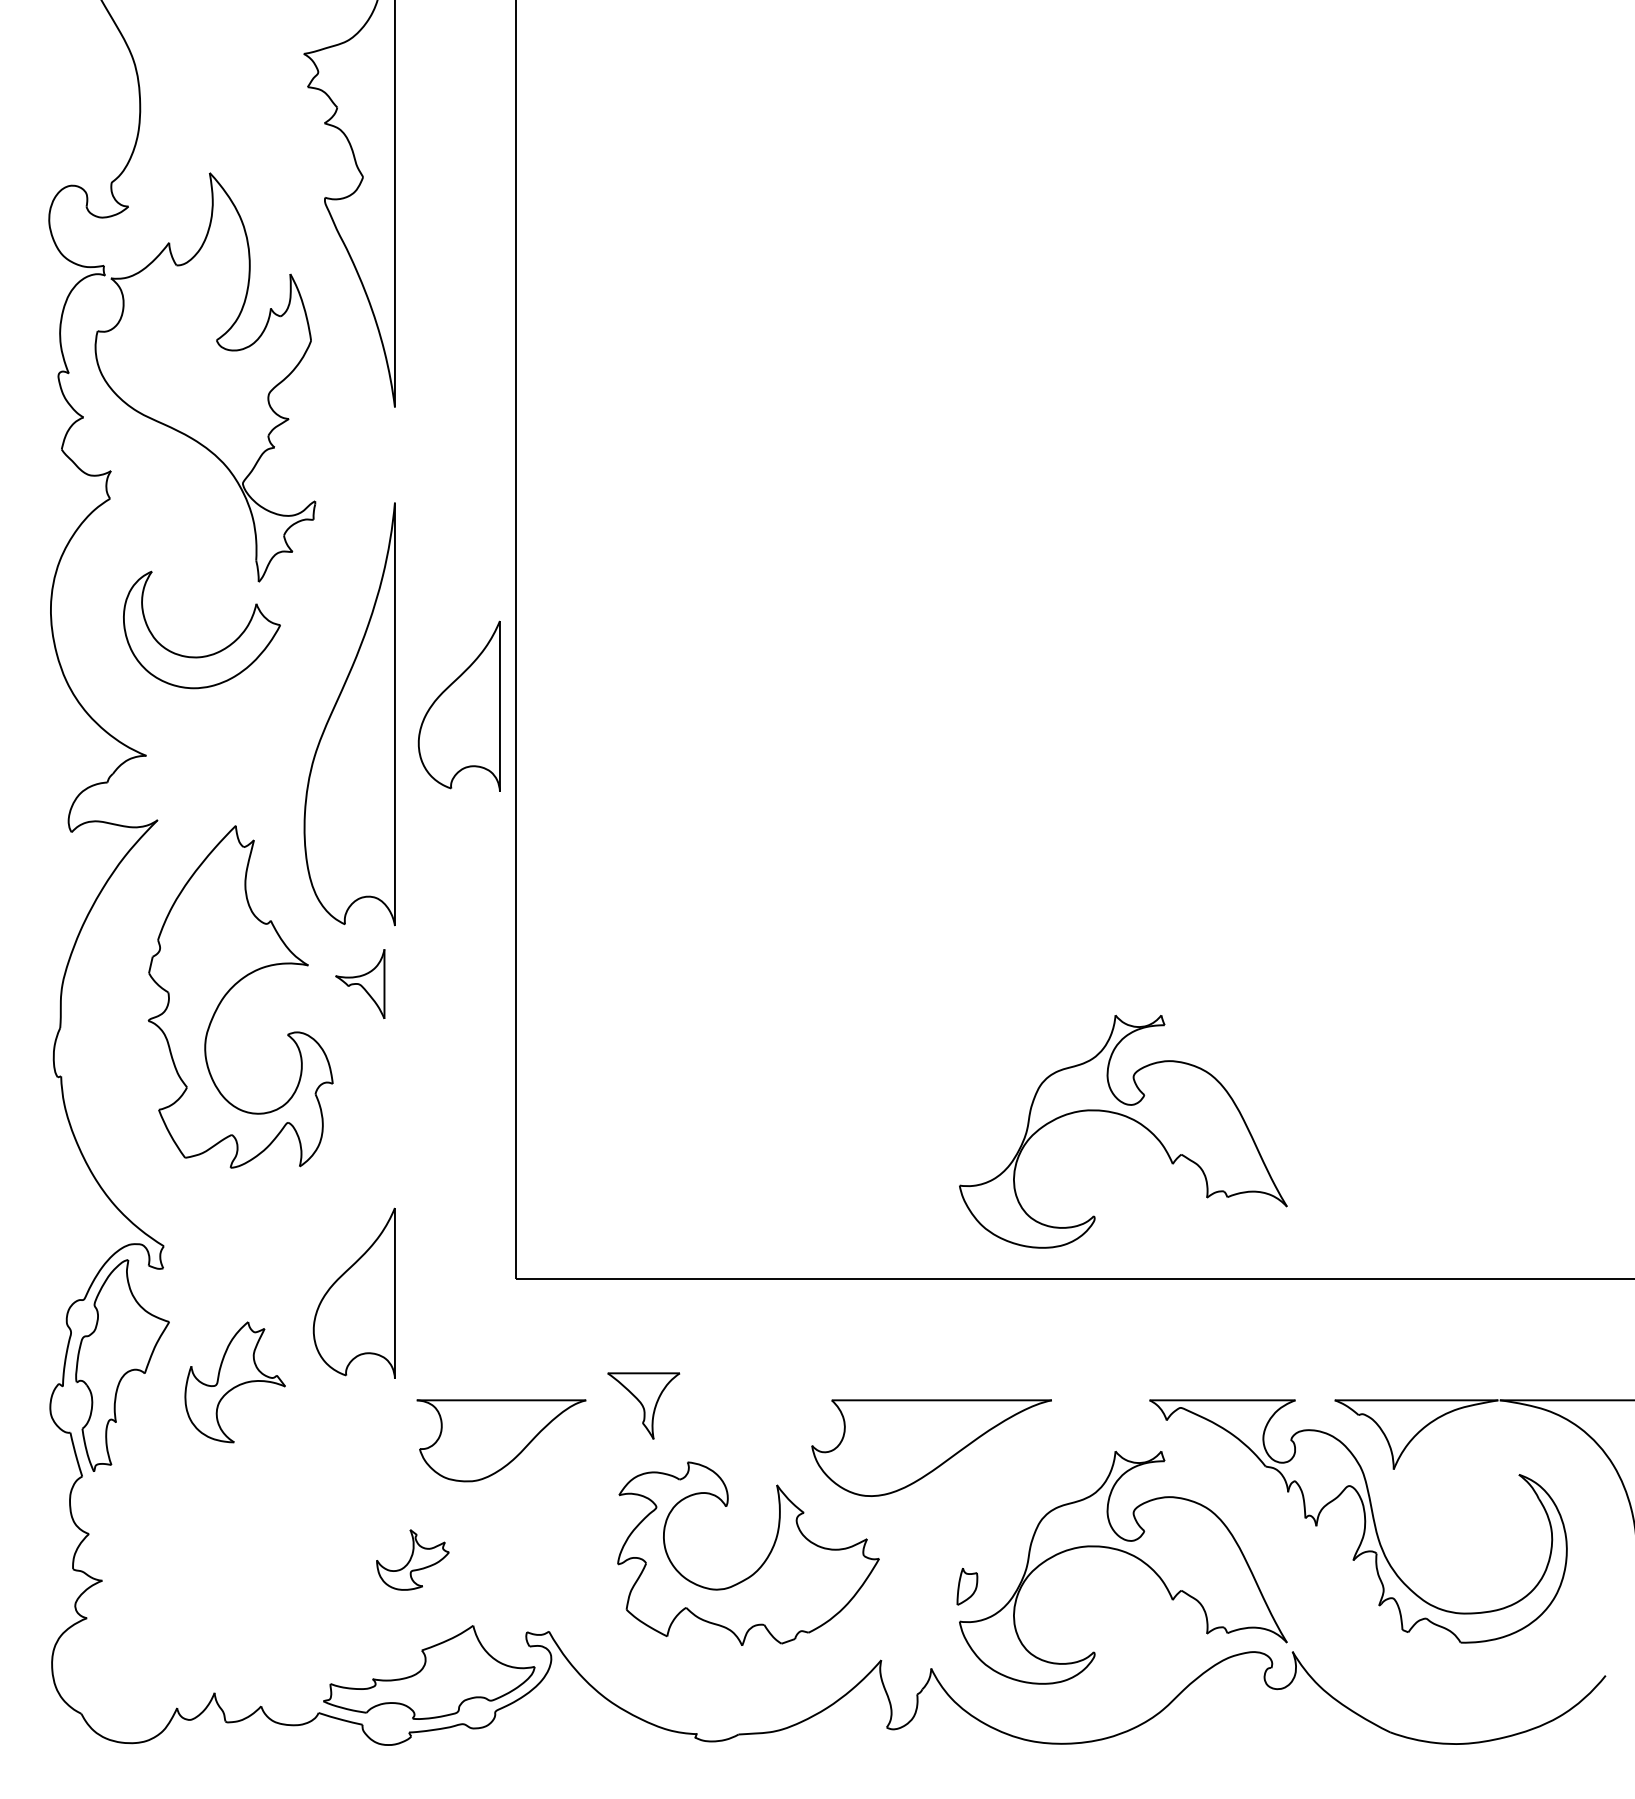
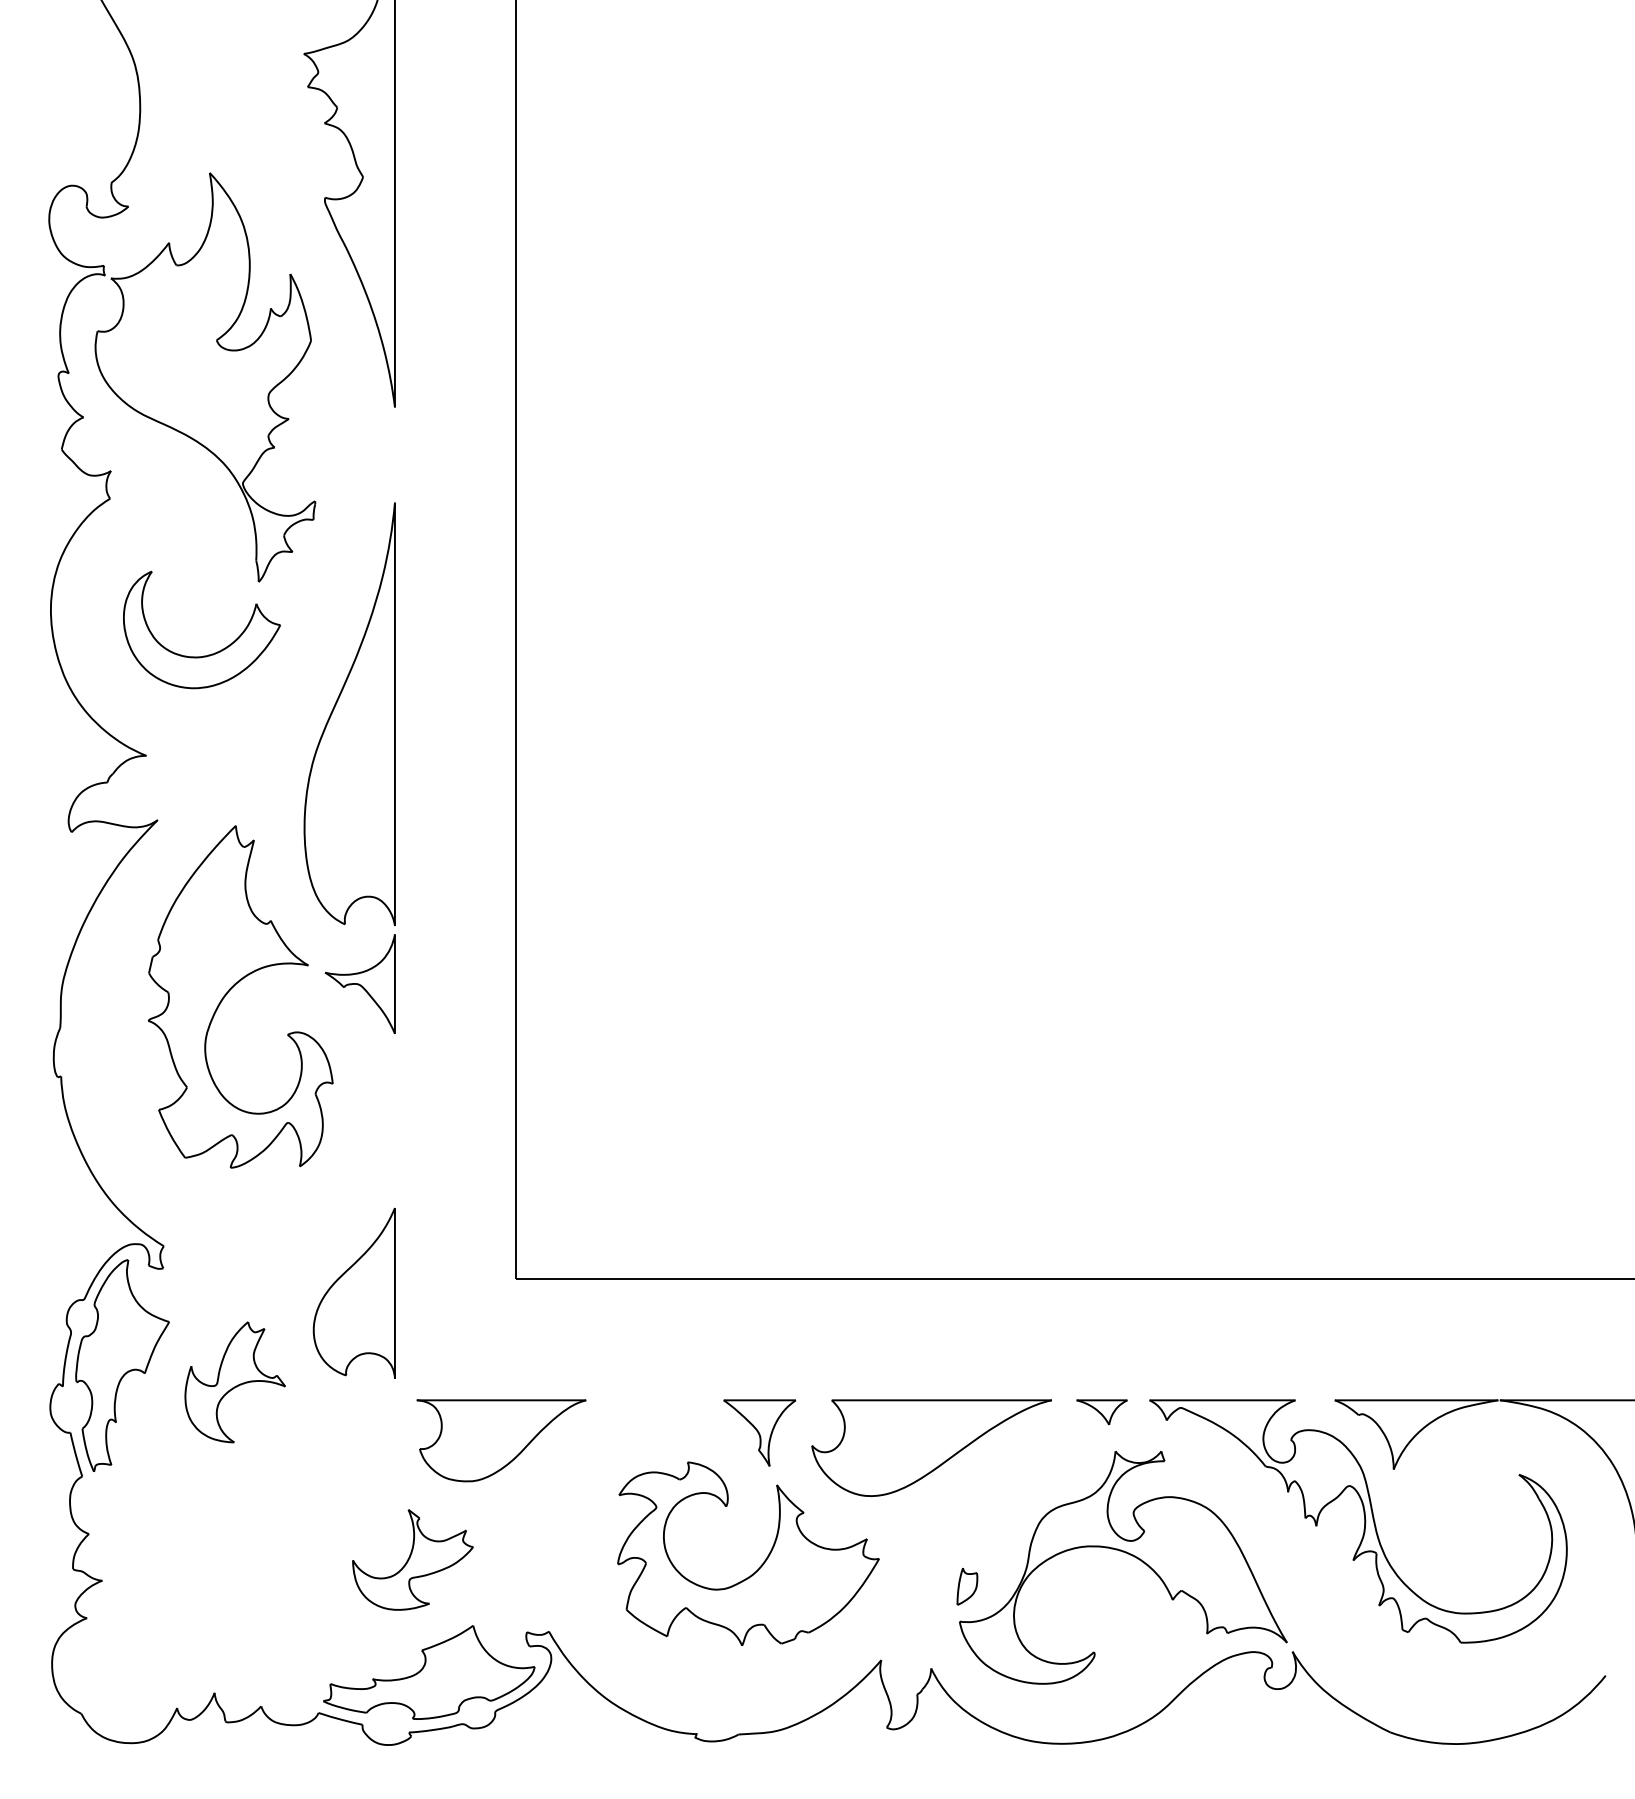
part: present -> none (458, 705)
part size: 51x70 px -> 72x100 px (359, 983)
part: present -> none (1127, 1118)
part position: (643, 1405) -> (759, 1432) (759, 1432)
part: none -> present (1101, 1412)
part size: 74x62 px -> 122x102 px (412, 1559)
